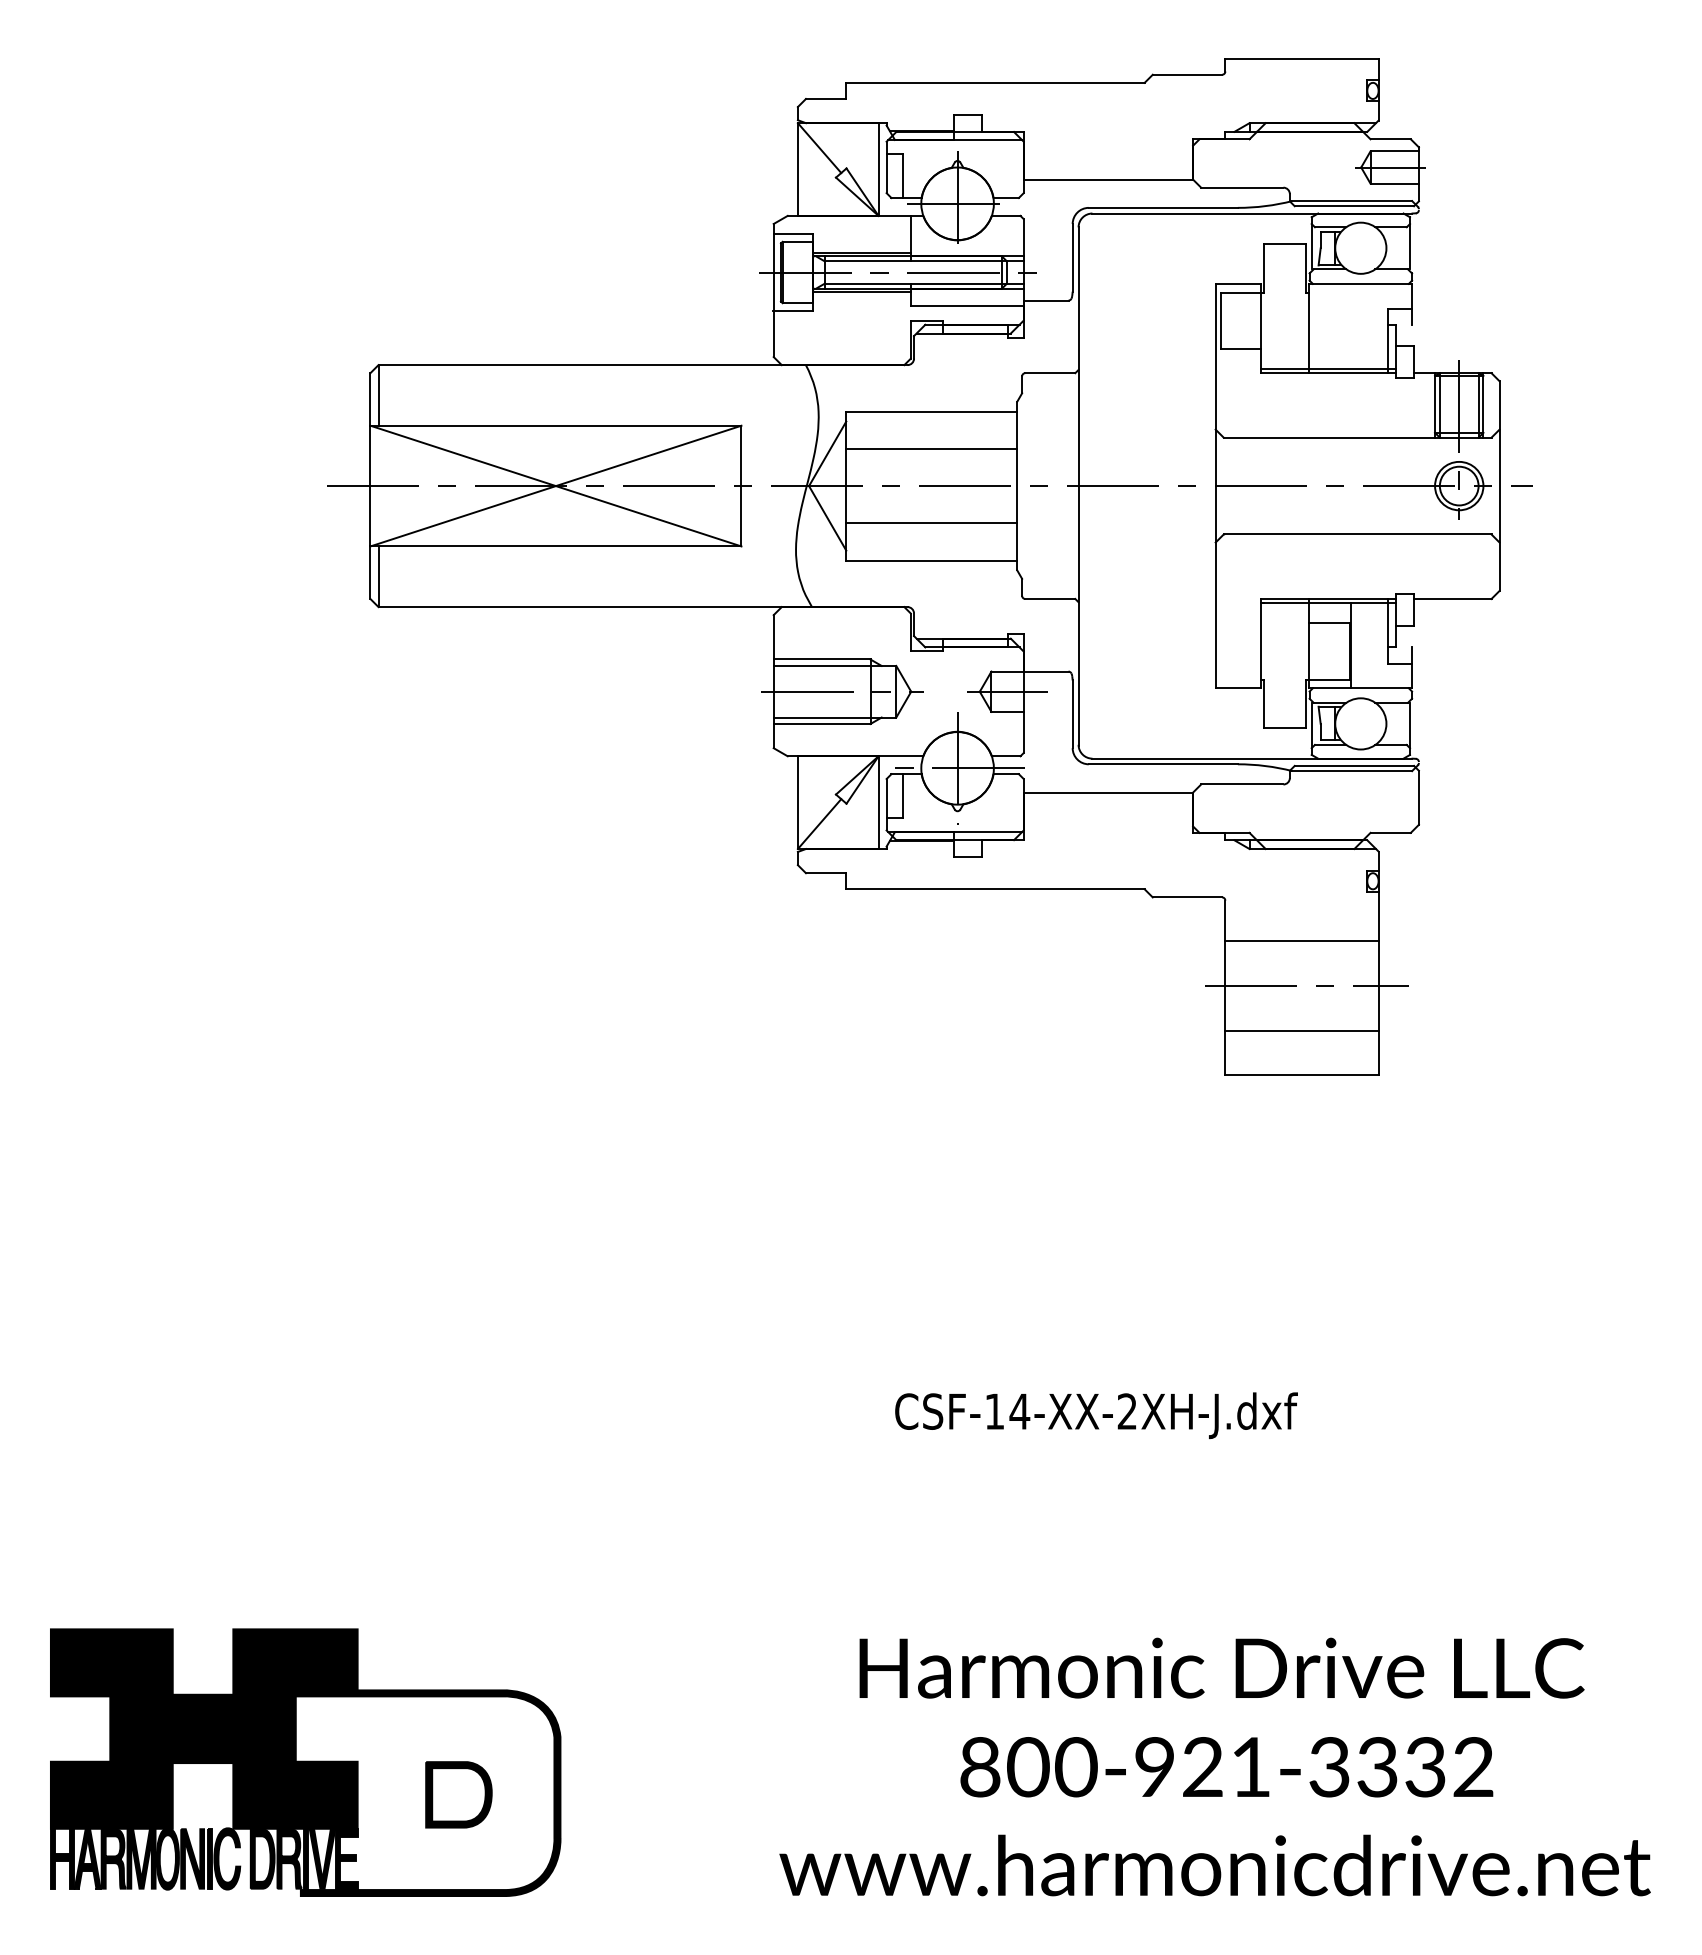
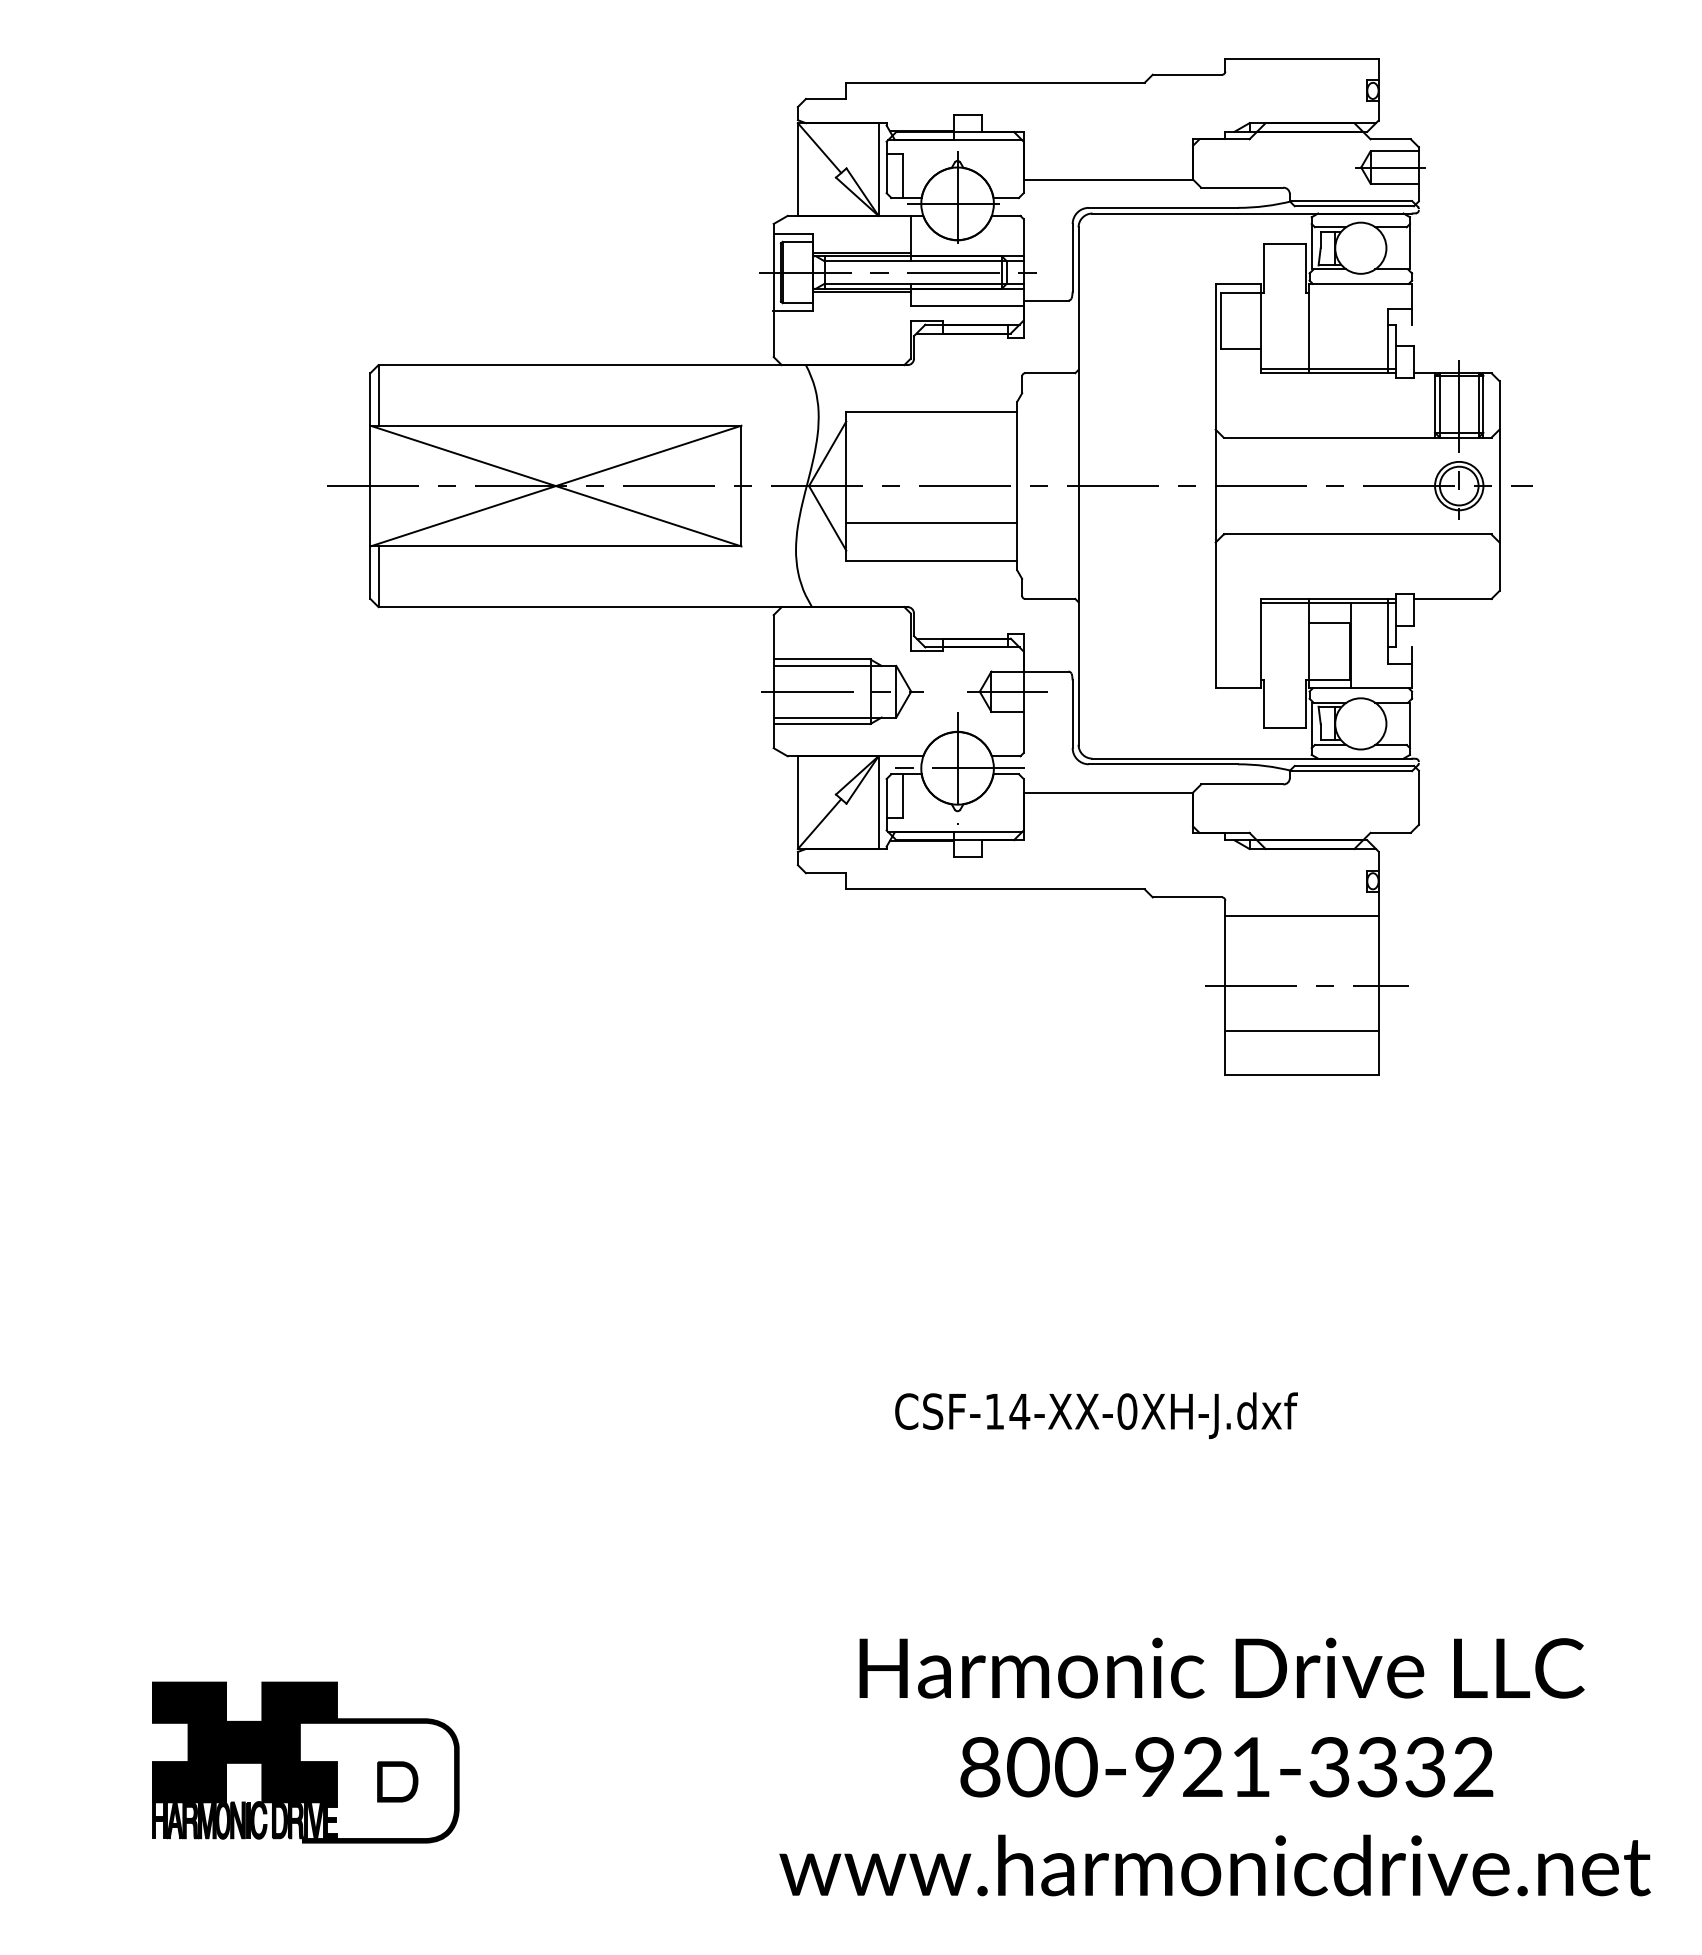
line: present -> none (931, 448)
line position: (1301, 941) -> (1301, 916) (1301, 916)
text: CSF-14-XX-2XH-J.dxf -> CSF-14-XX-0XH-J.dxf (1127, 1411)
part size: 512x269 px -> 308x163 px (305, 1762)
